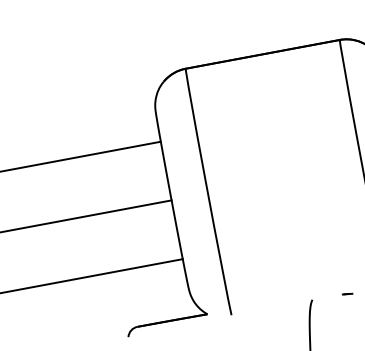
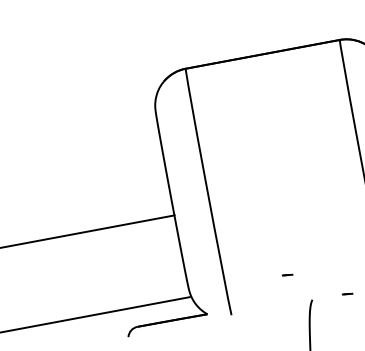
line: present -> none (81, 156)
line position: (86, 216) -> (88, 231) (88, 231)
part: none -> present (287, 274)
line position: (92, 275) -> (95, 314) (95, 314)
